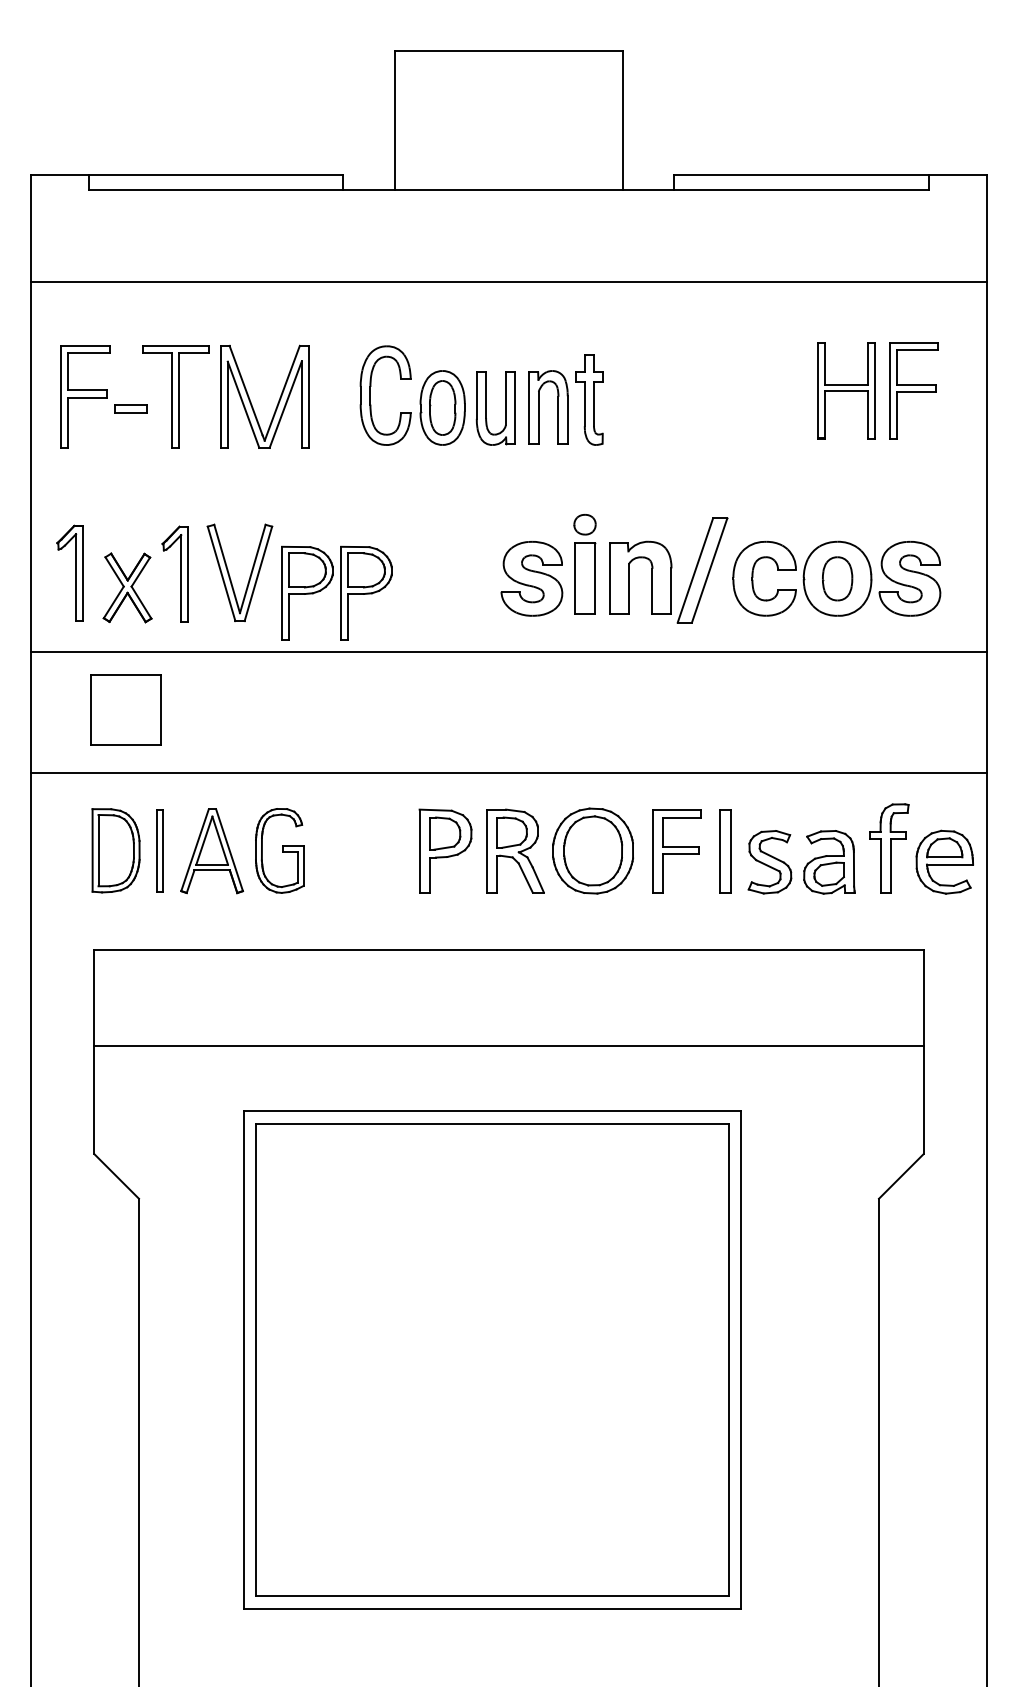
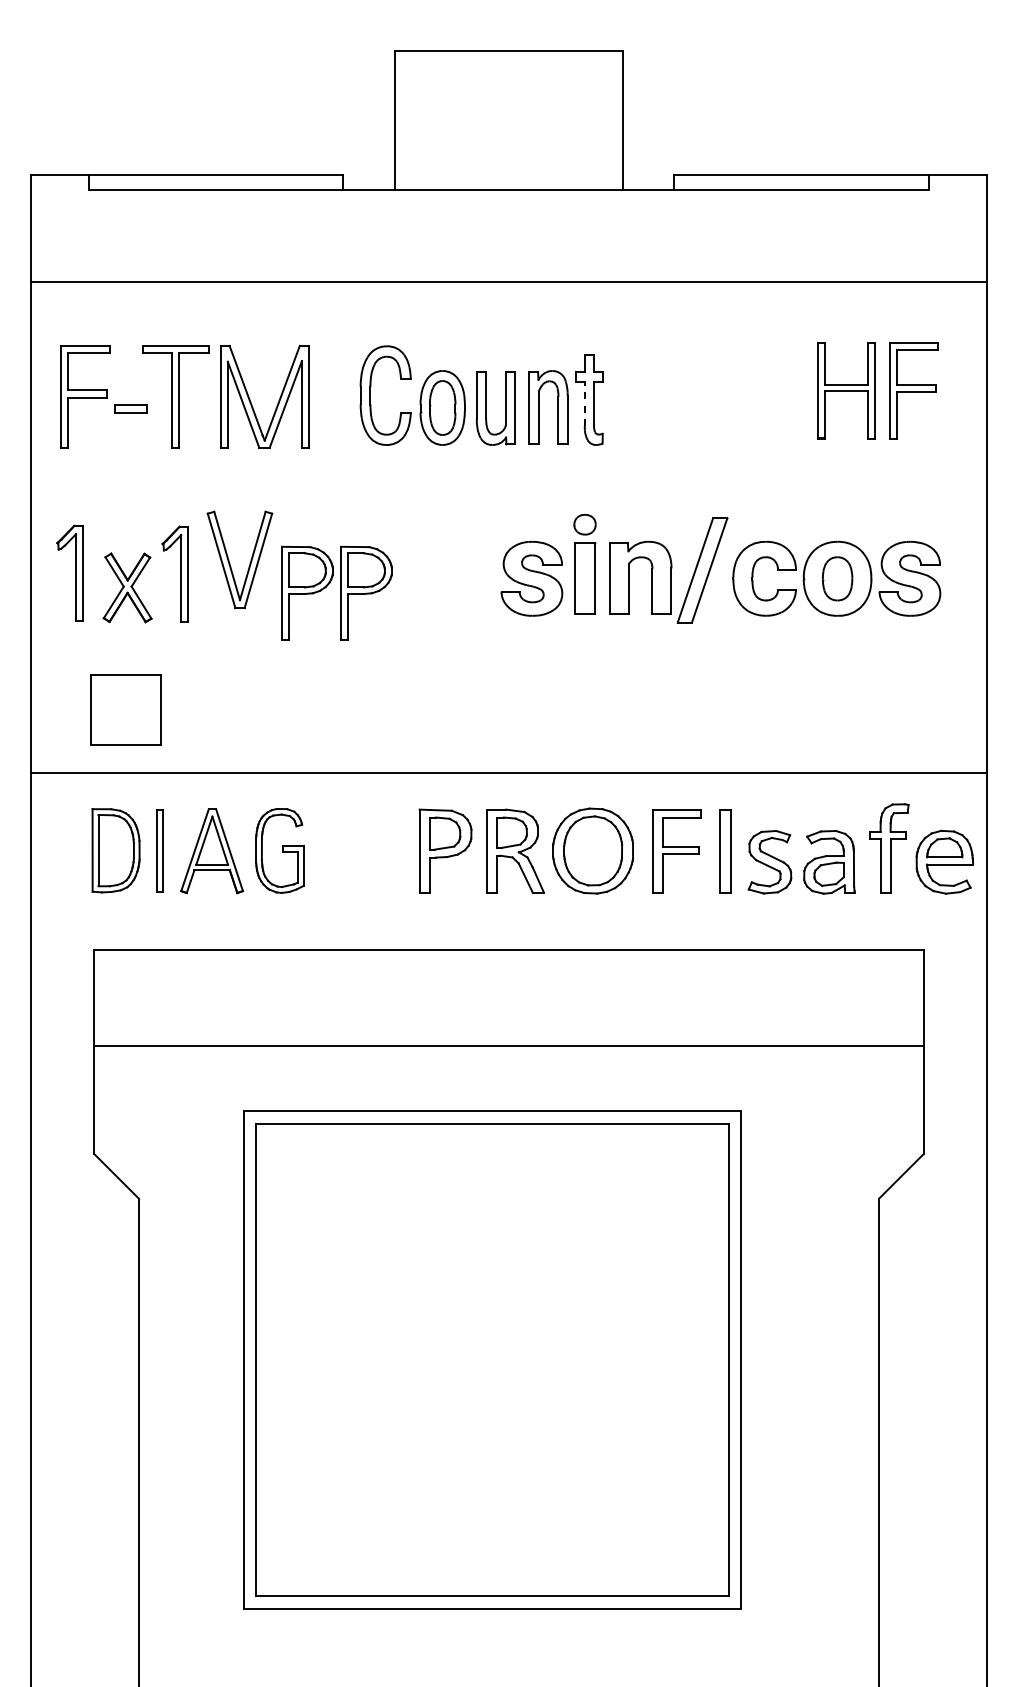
line: solid -> dashed (584, 403)
part position: (230, 576) -> (230, 563) (230, 563)
line: present -> none (508, 651)
